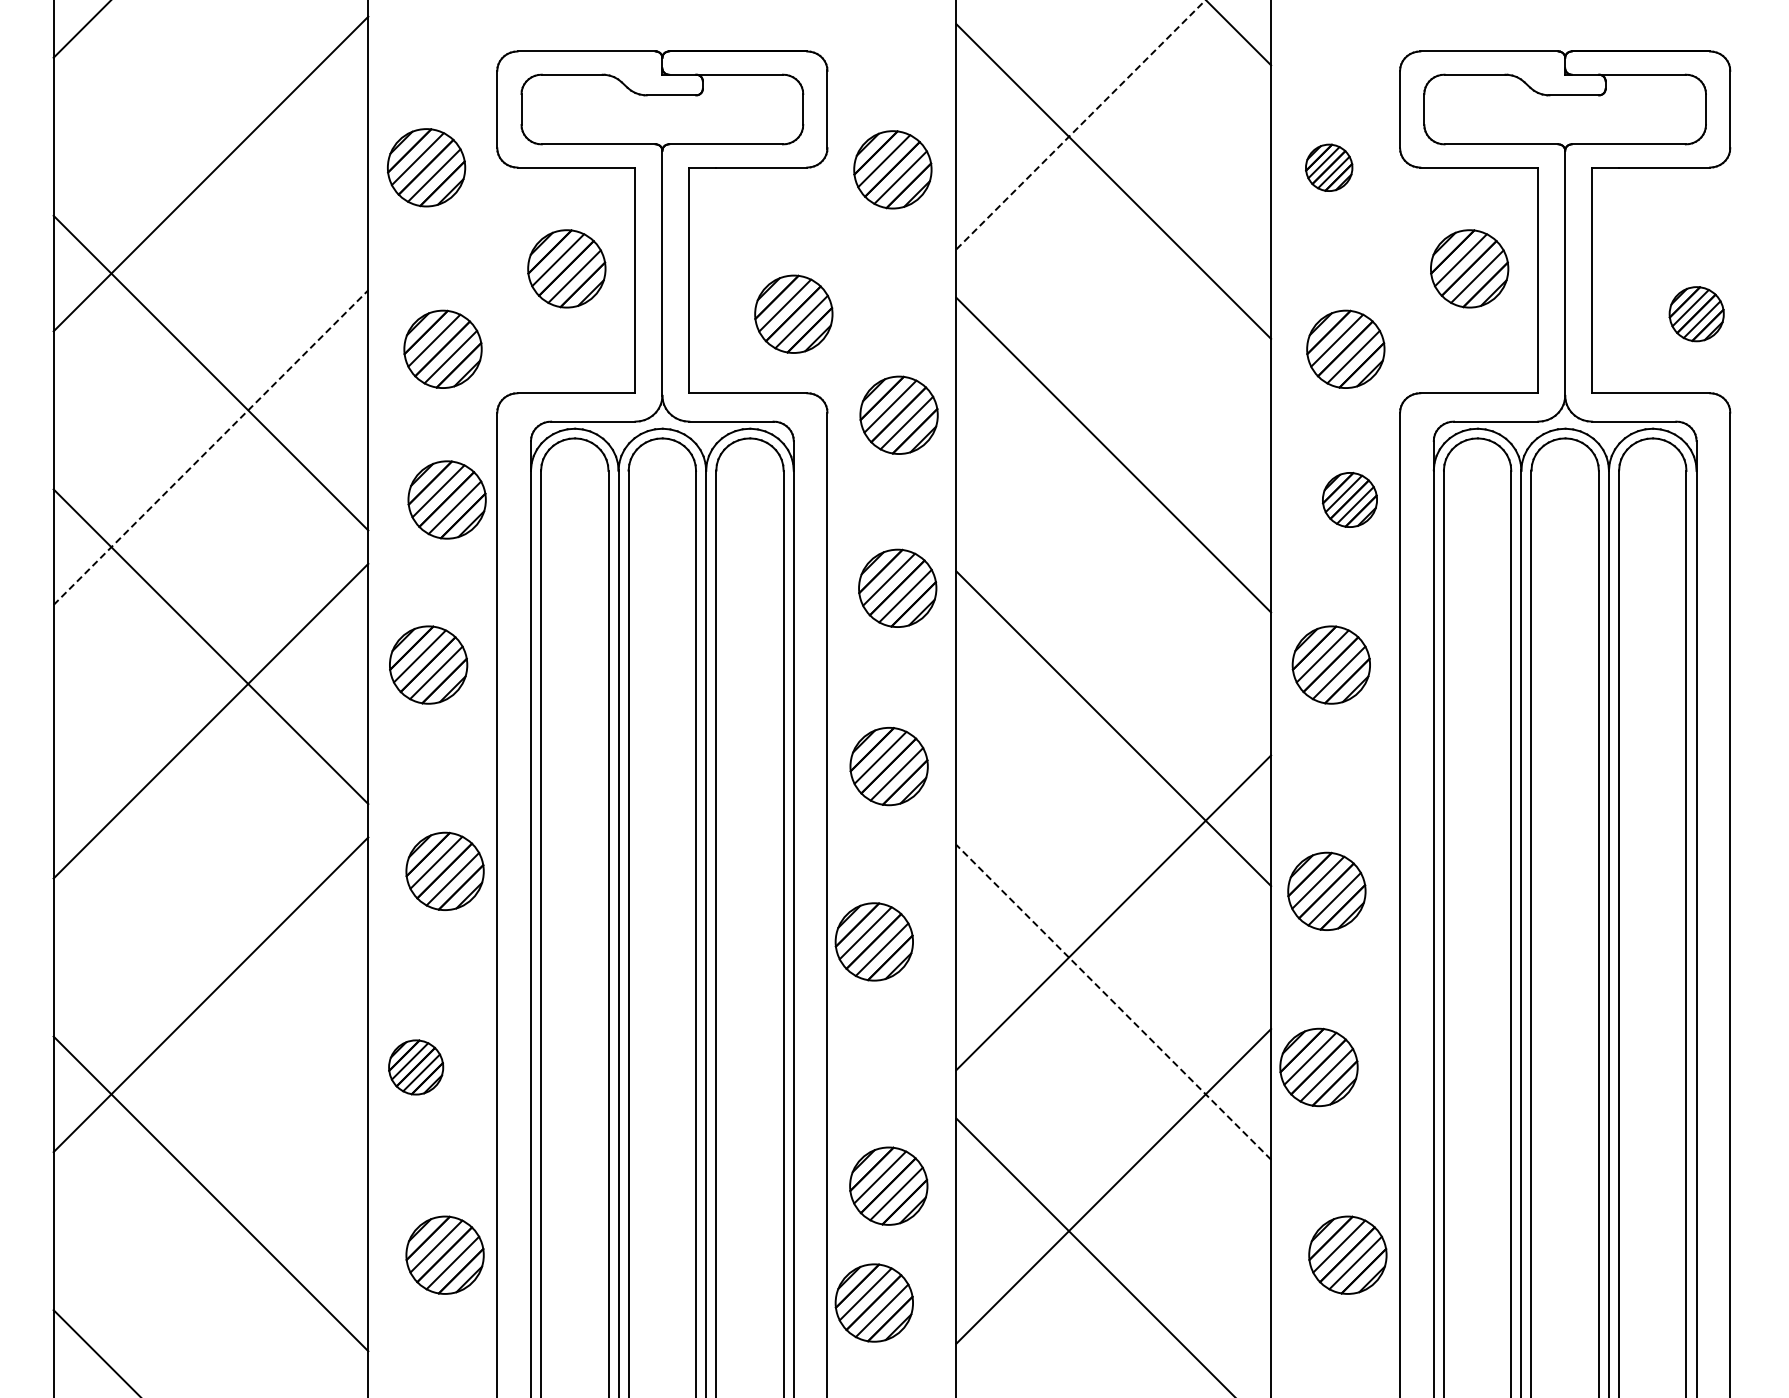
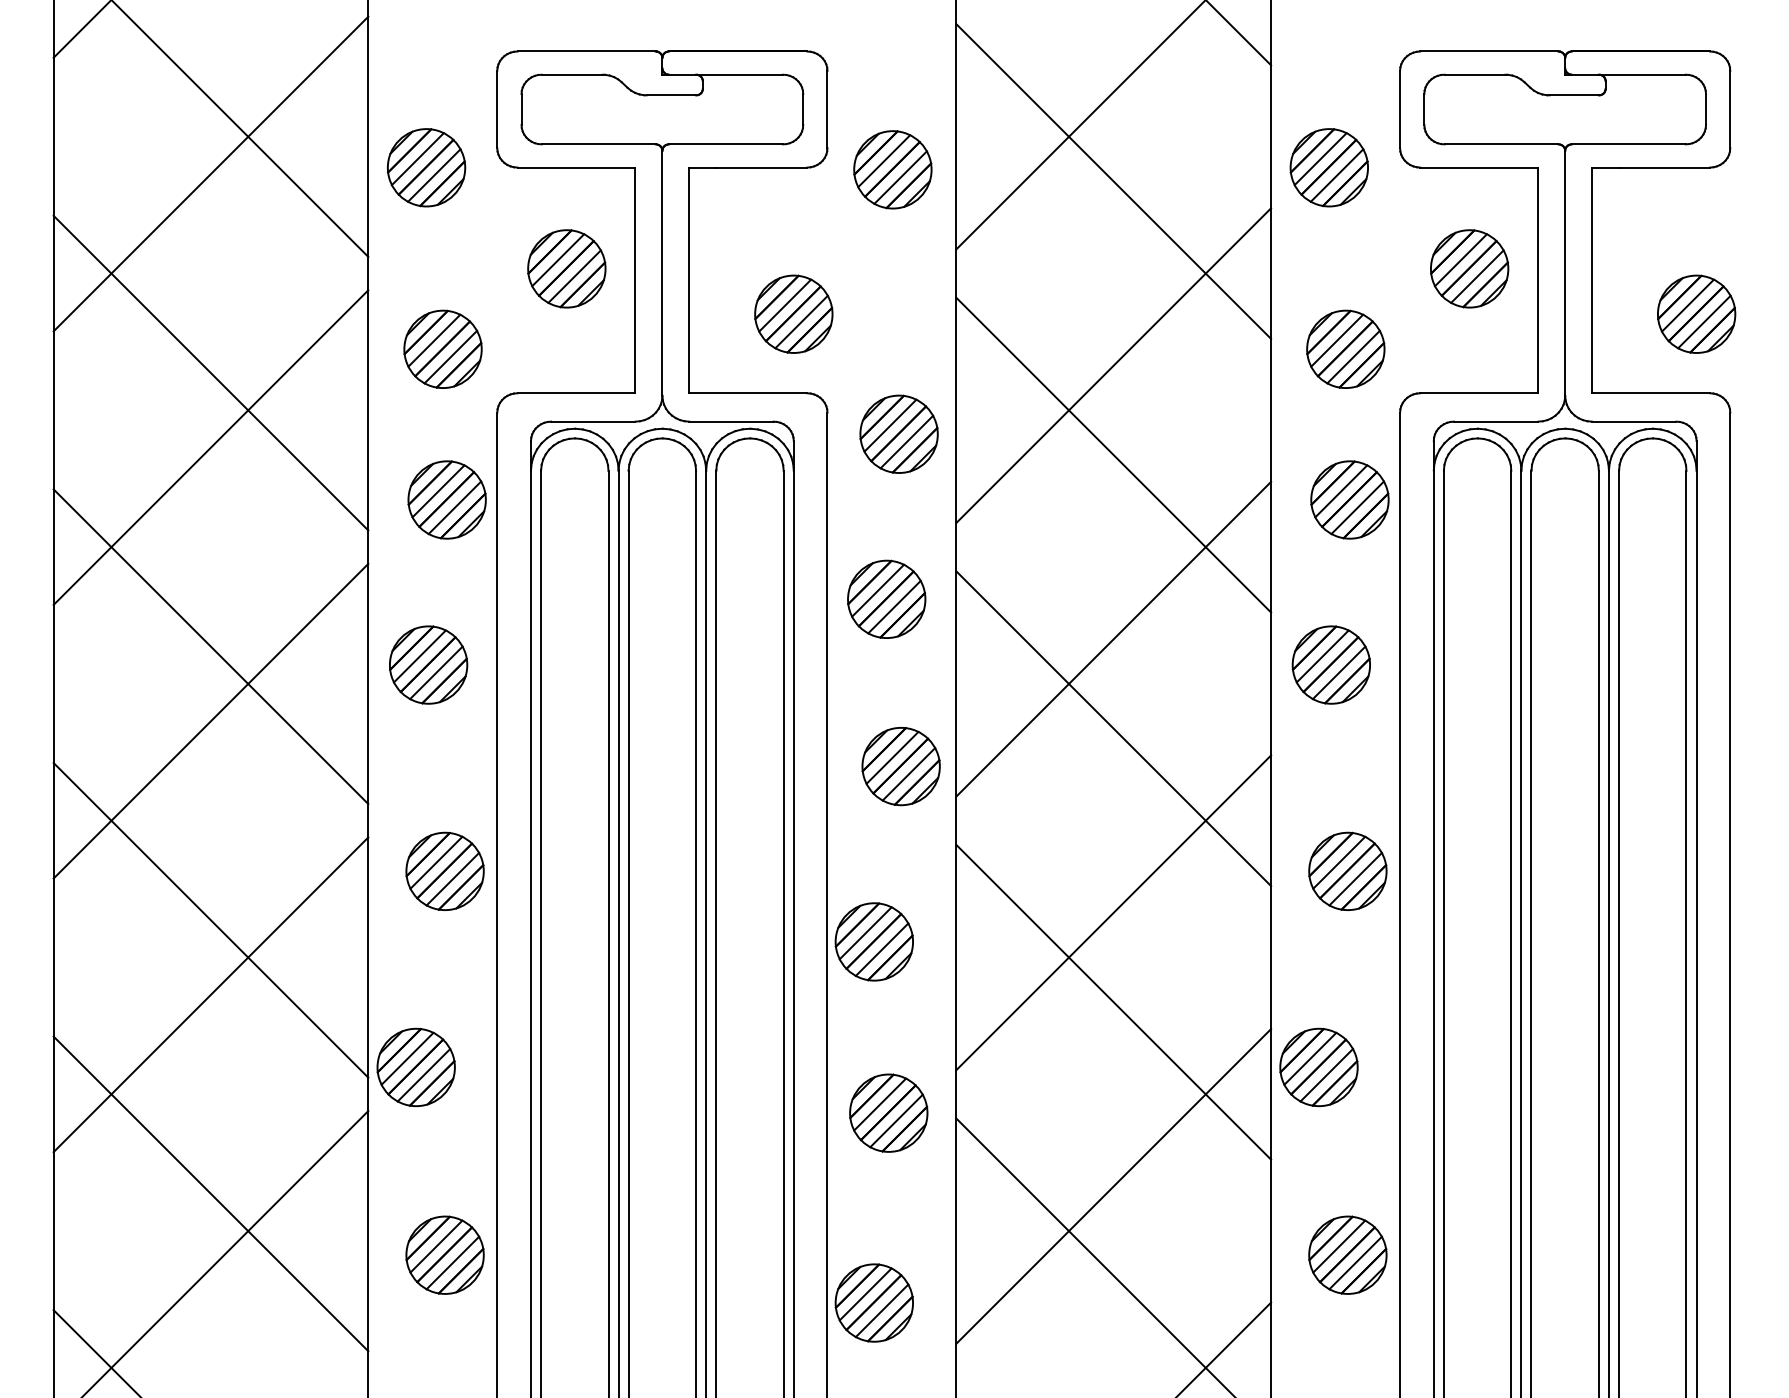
line: dashed -> solid (1081, 124)
line: none -> present (240, 129)
part size: 49x49 px -> 80x80 px (1328, 167)
part size: 57x57 px -> 80x80 px (1696, 313)
line: none -> present (1113, 365)
part position: (898, 414) -> (898, 433) (898, 433)
line: dashed -> solid (210, 447)
part size: 57x56 px -> 80x80 px (1349, 499)
part position: (897, 587) -> (886, 598) (886, 598)
line: none -> present (1113, 638)
part position: (888, 766) -> (900, 766) (900, 766)
part position: (1326, 890) -> (1347, 870) (1347, 870)
line: none -> present (210, 919)
line: dashed -> solid (1113, 1002)
part size: 57x57 px -> 80x81 px (415, 1067)
part position: (888, 1185) -> (888, 1112) (888, 1112)
line: none -> present (226, 1252)
line: none -> present (1225, 1348)
